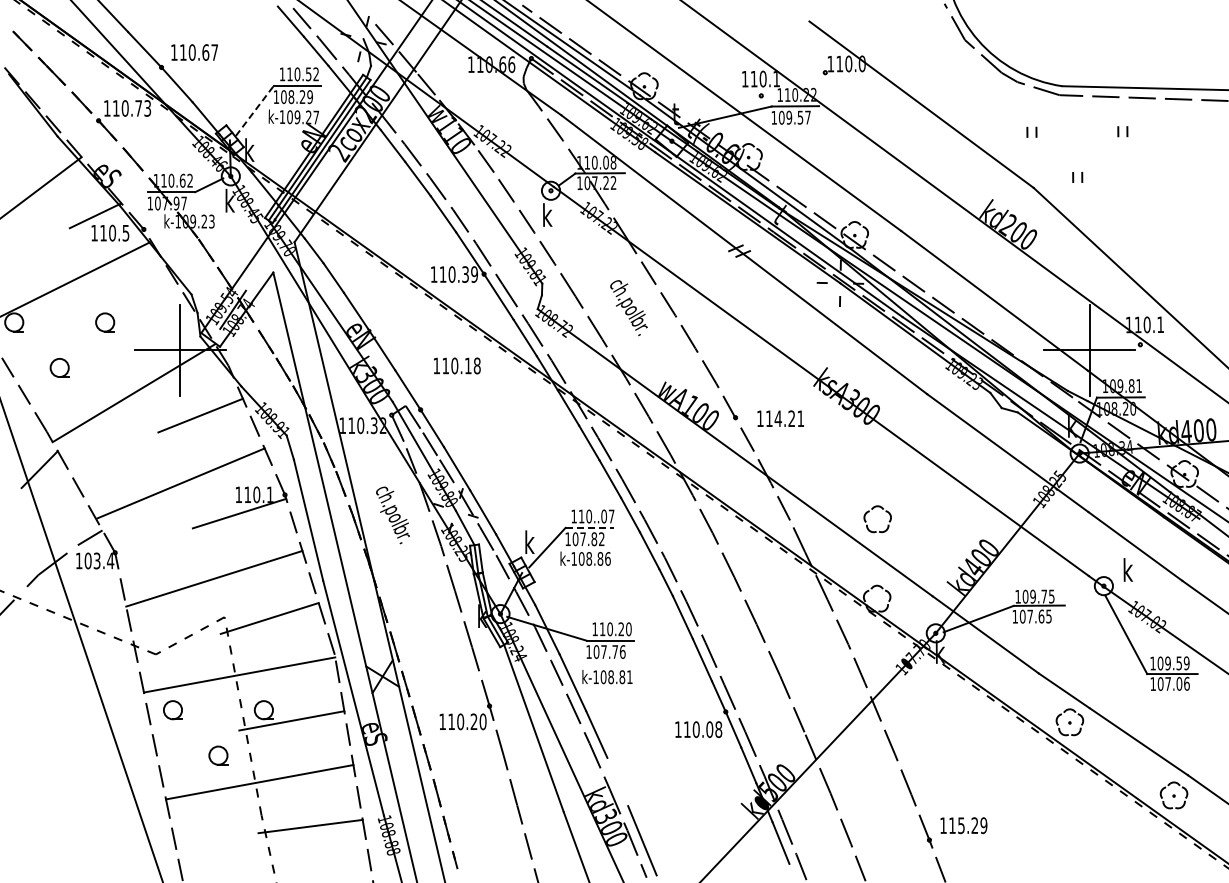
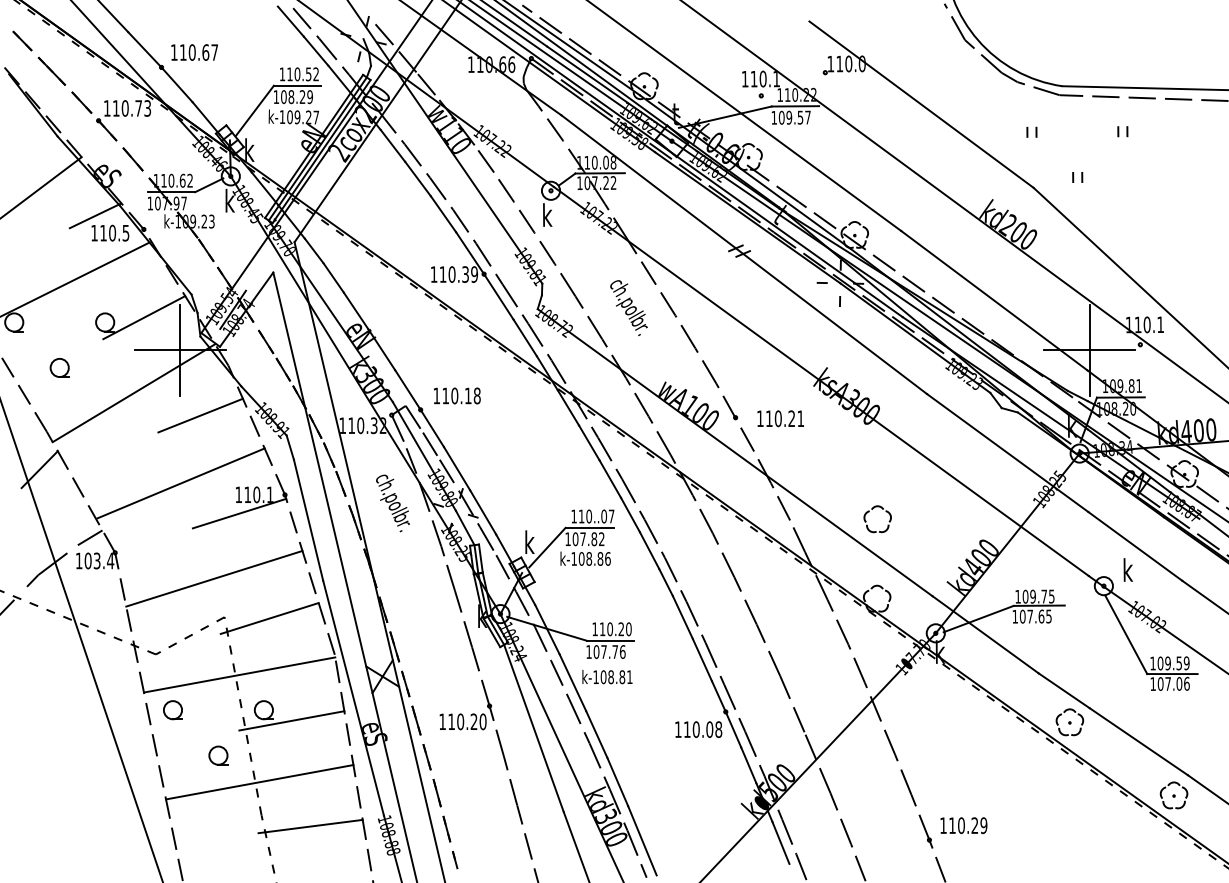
line: dashed -> solid (254, 110)
line: none -> present (144, 317)
text position: (457, 365) -> (457, 395) (457, 395)
text: 114.21 -> 110.21 (778, 418)
text position: (392, 515) -> (392, 503) (392, 503)
line: dashed -> solid (590, 527)
line: none -> present (617, 781)
text: 115.29 -> 110.29 (961, 825)
